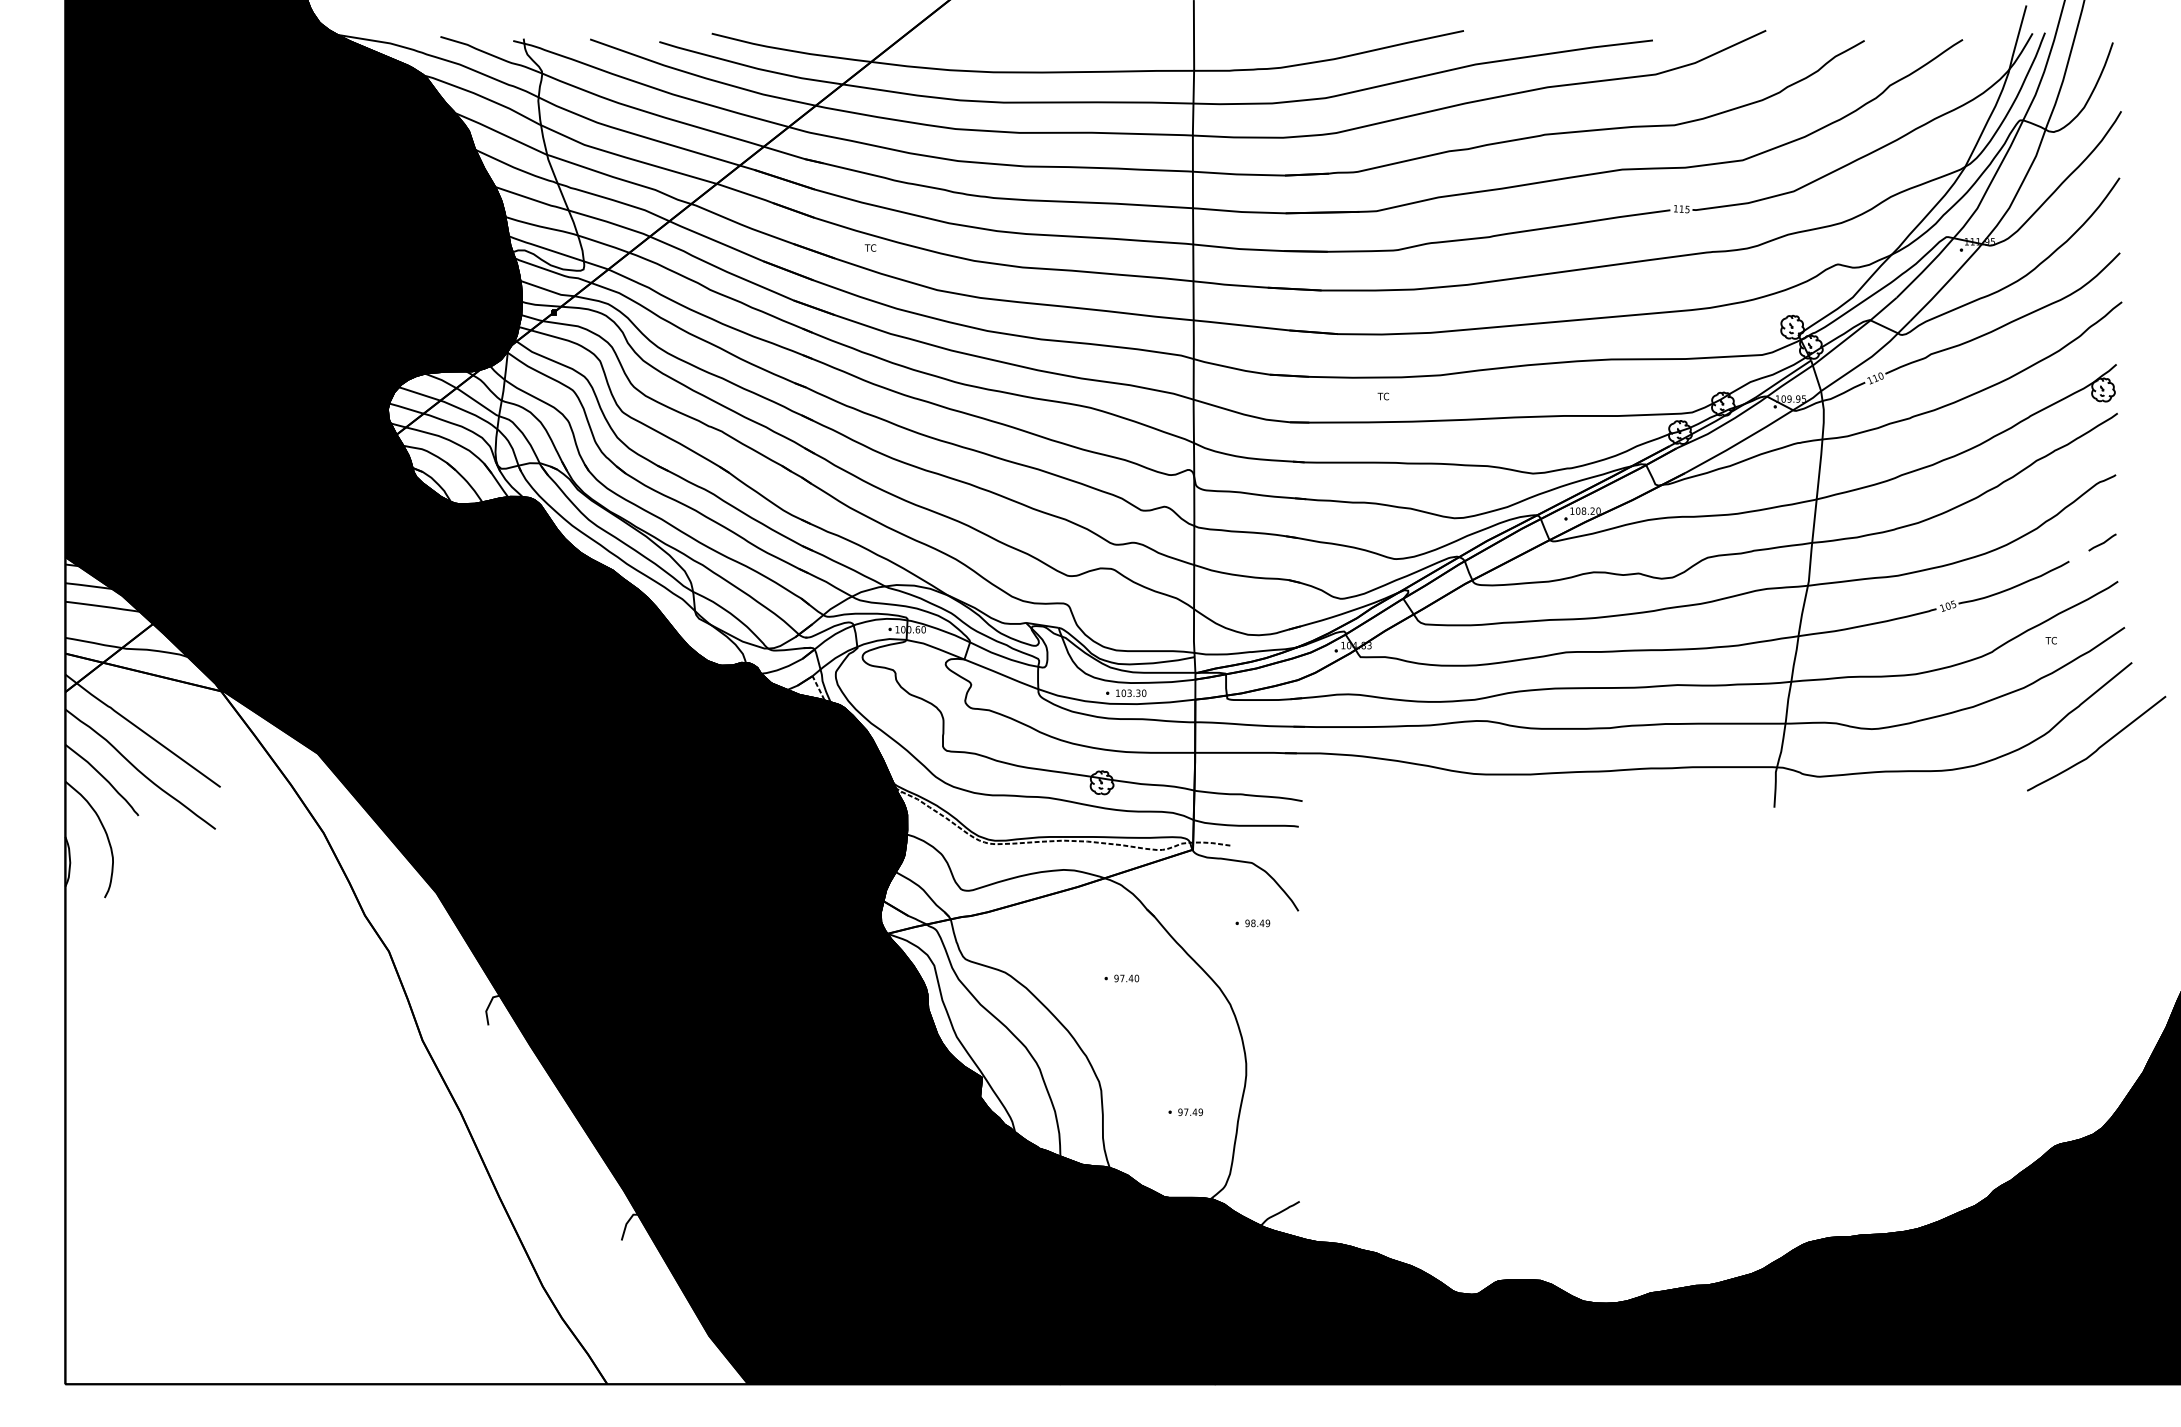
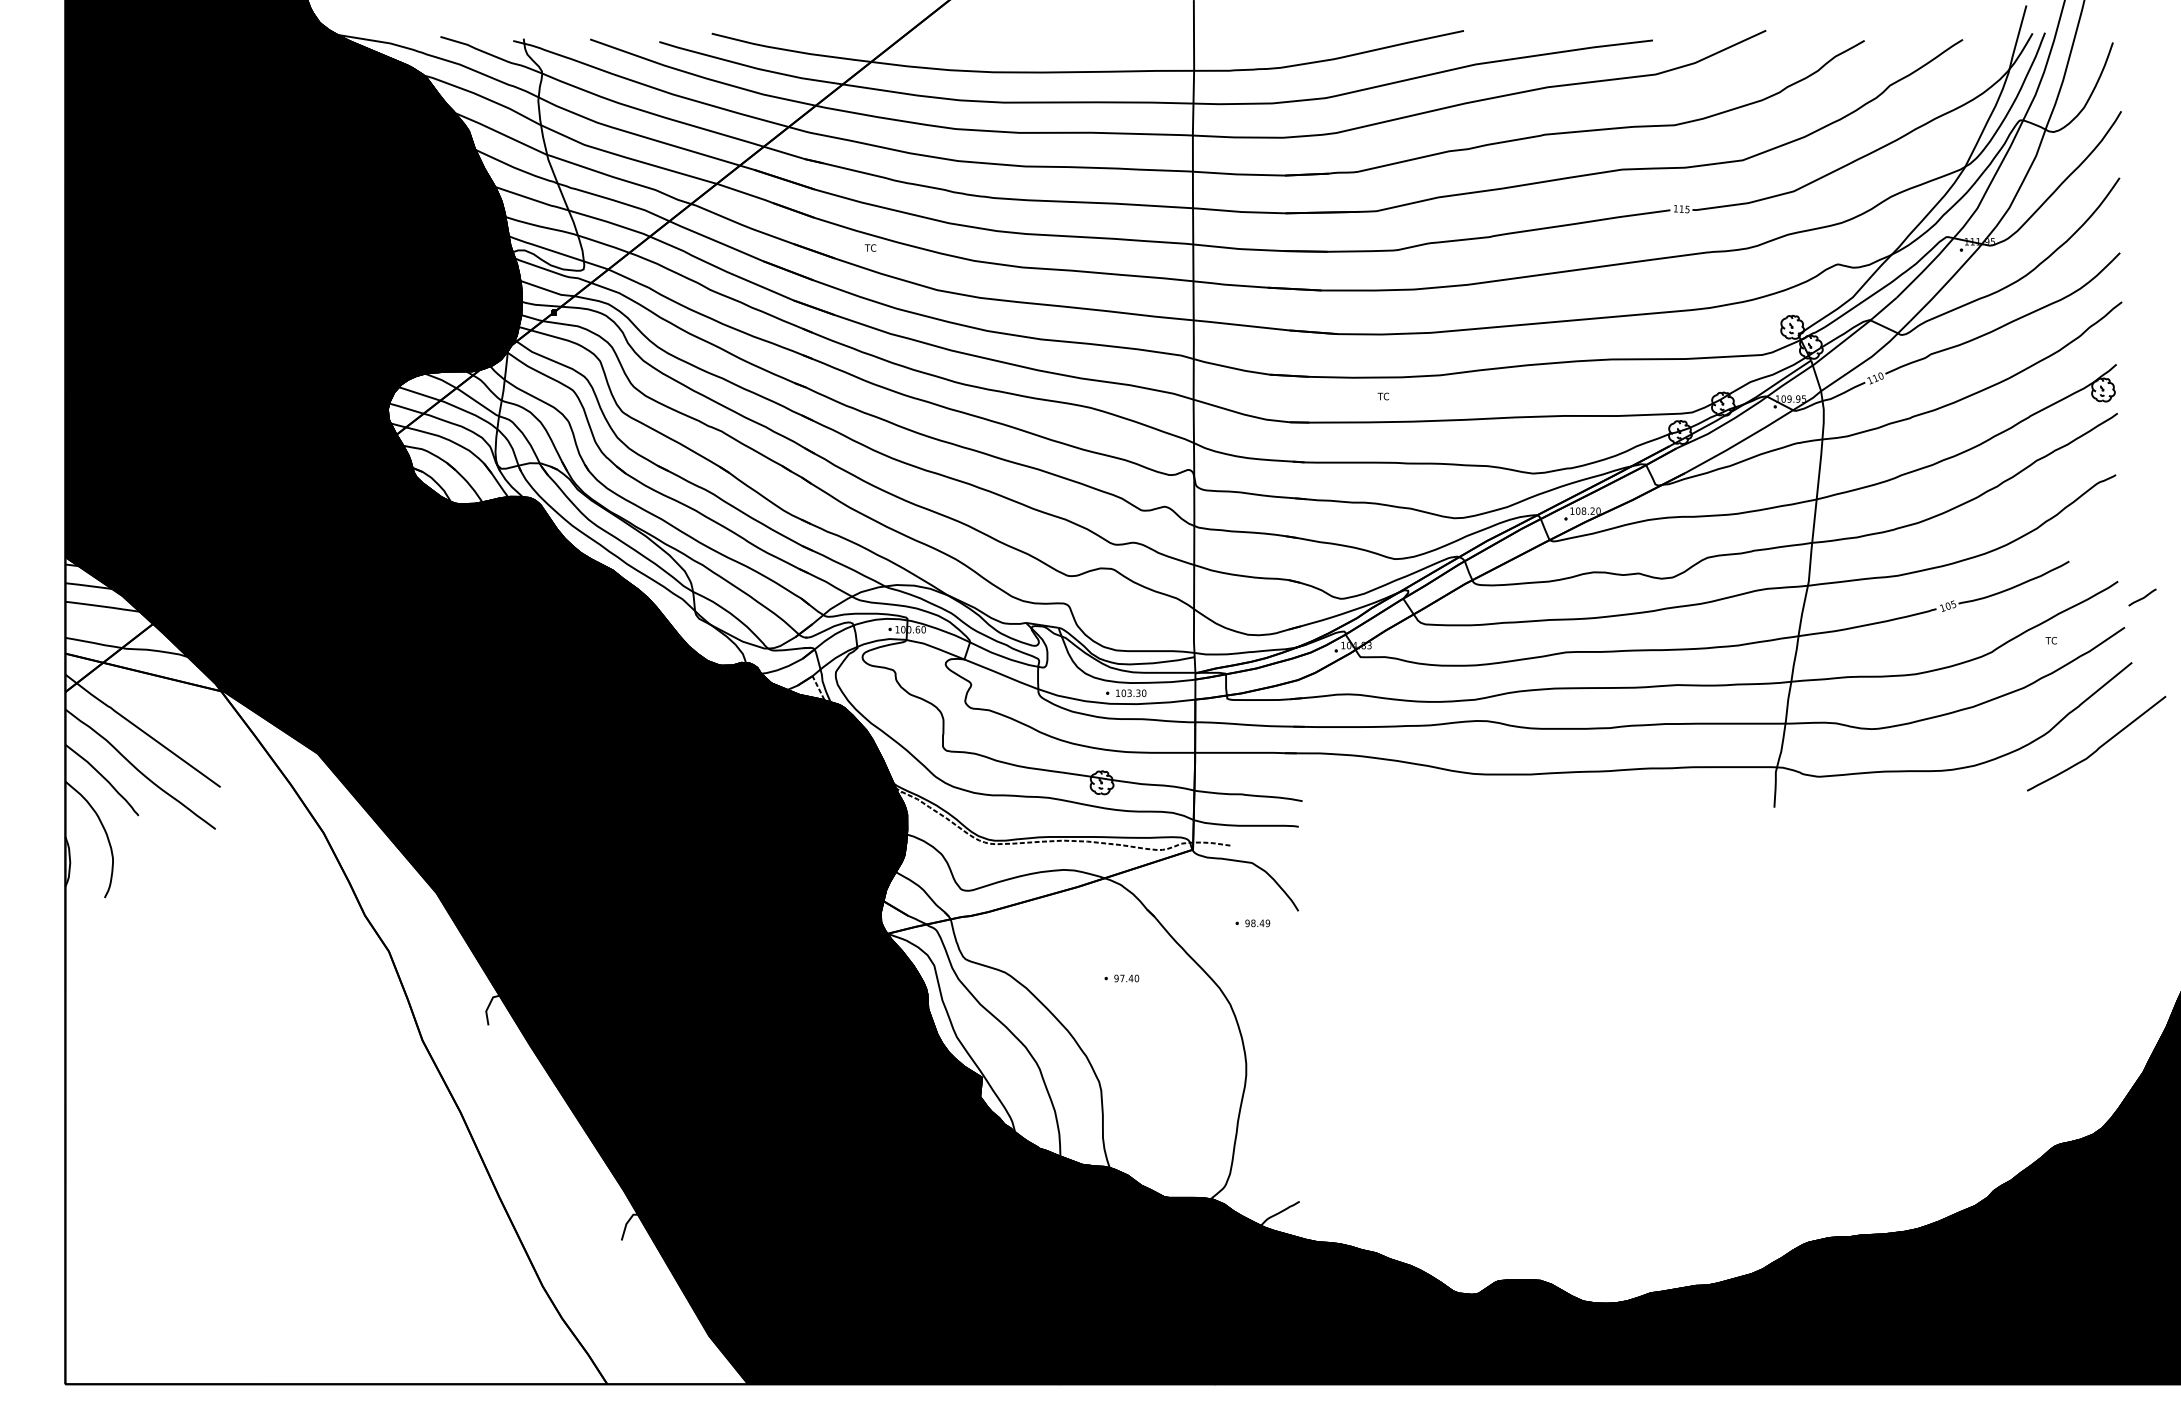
curve position: (2102, 542) -> (2142, 597) (2142, 597)
part: present -> none (1185, 1112)
